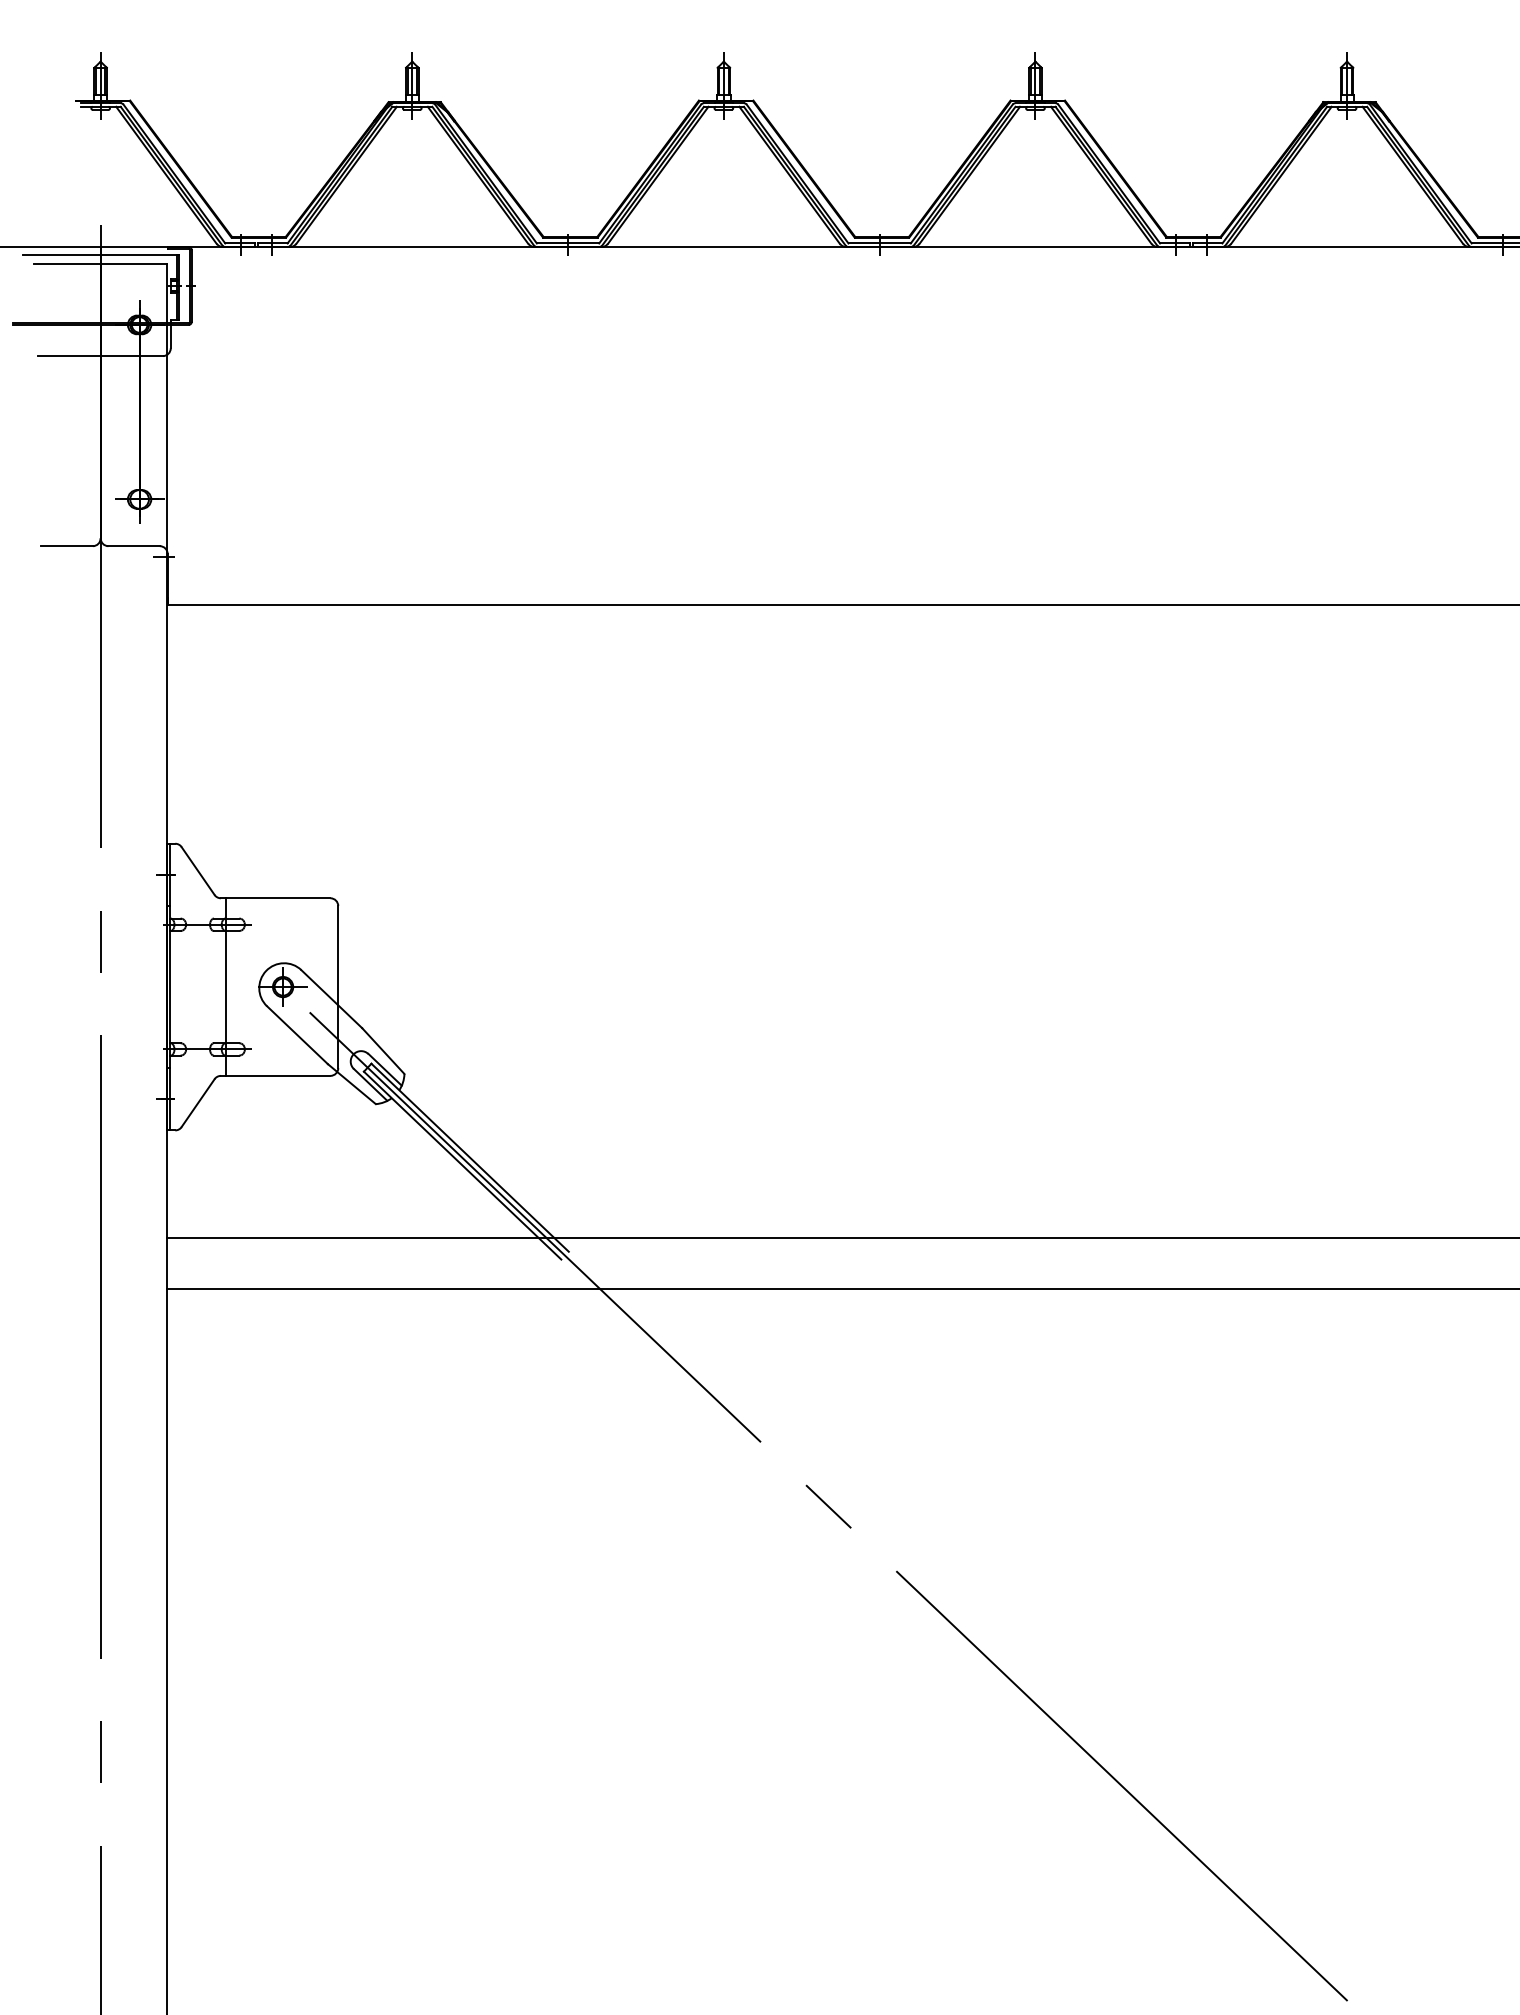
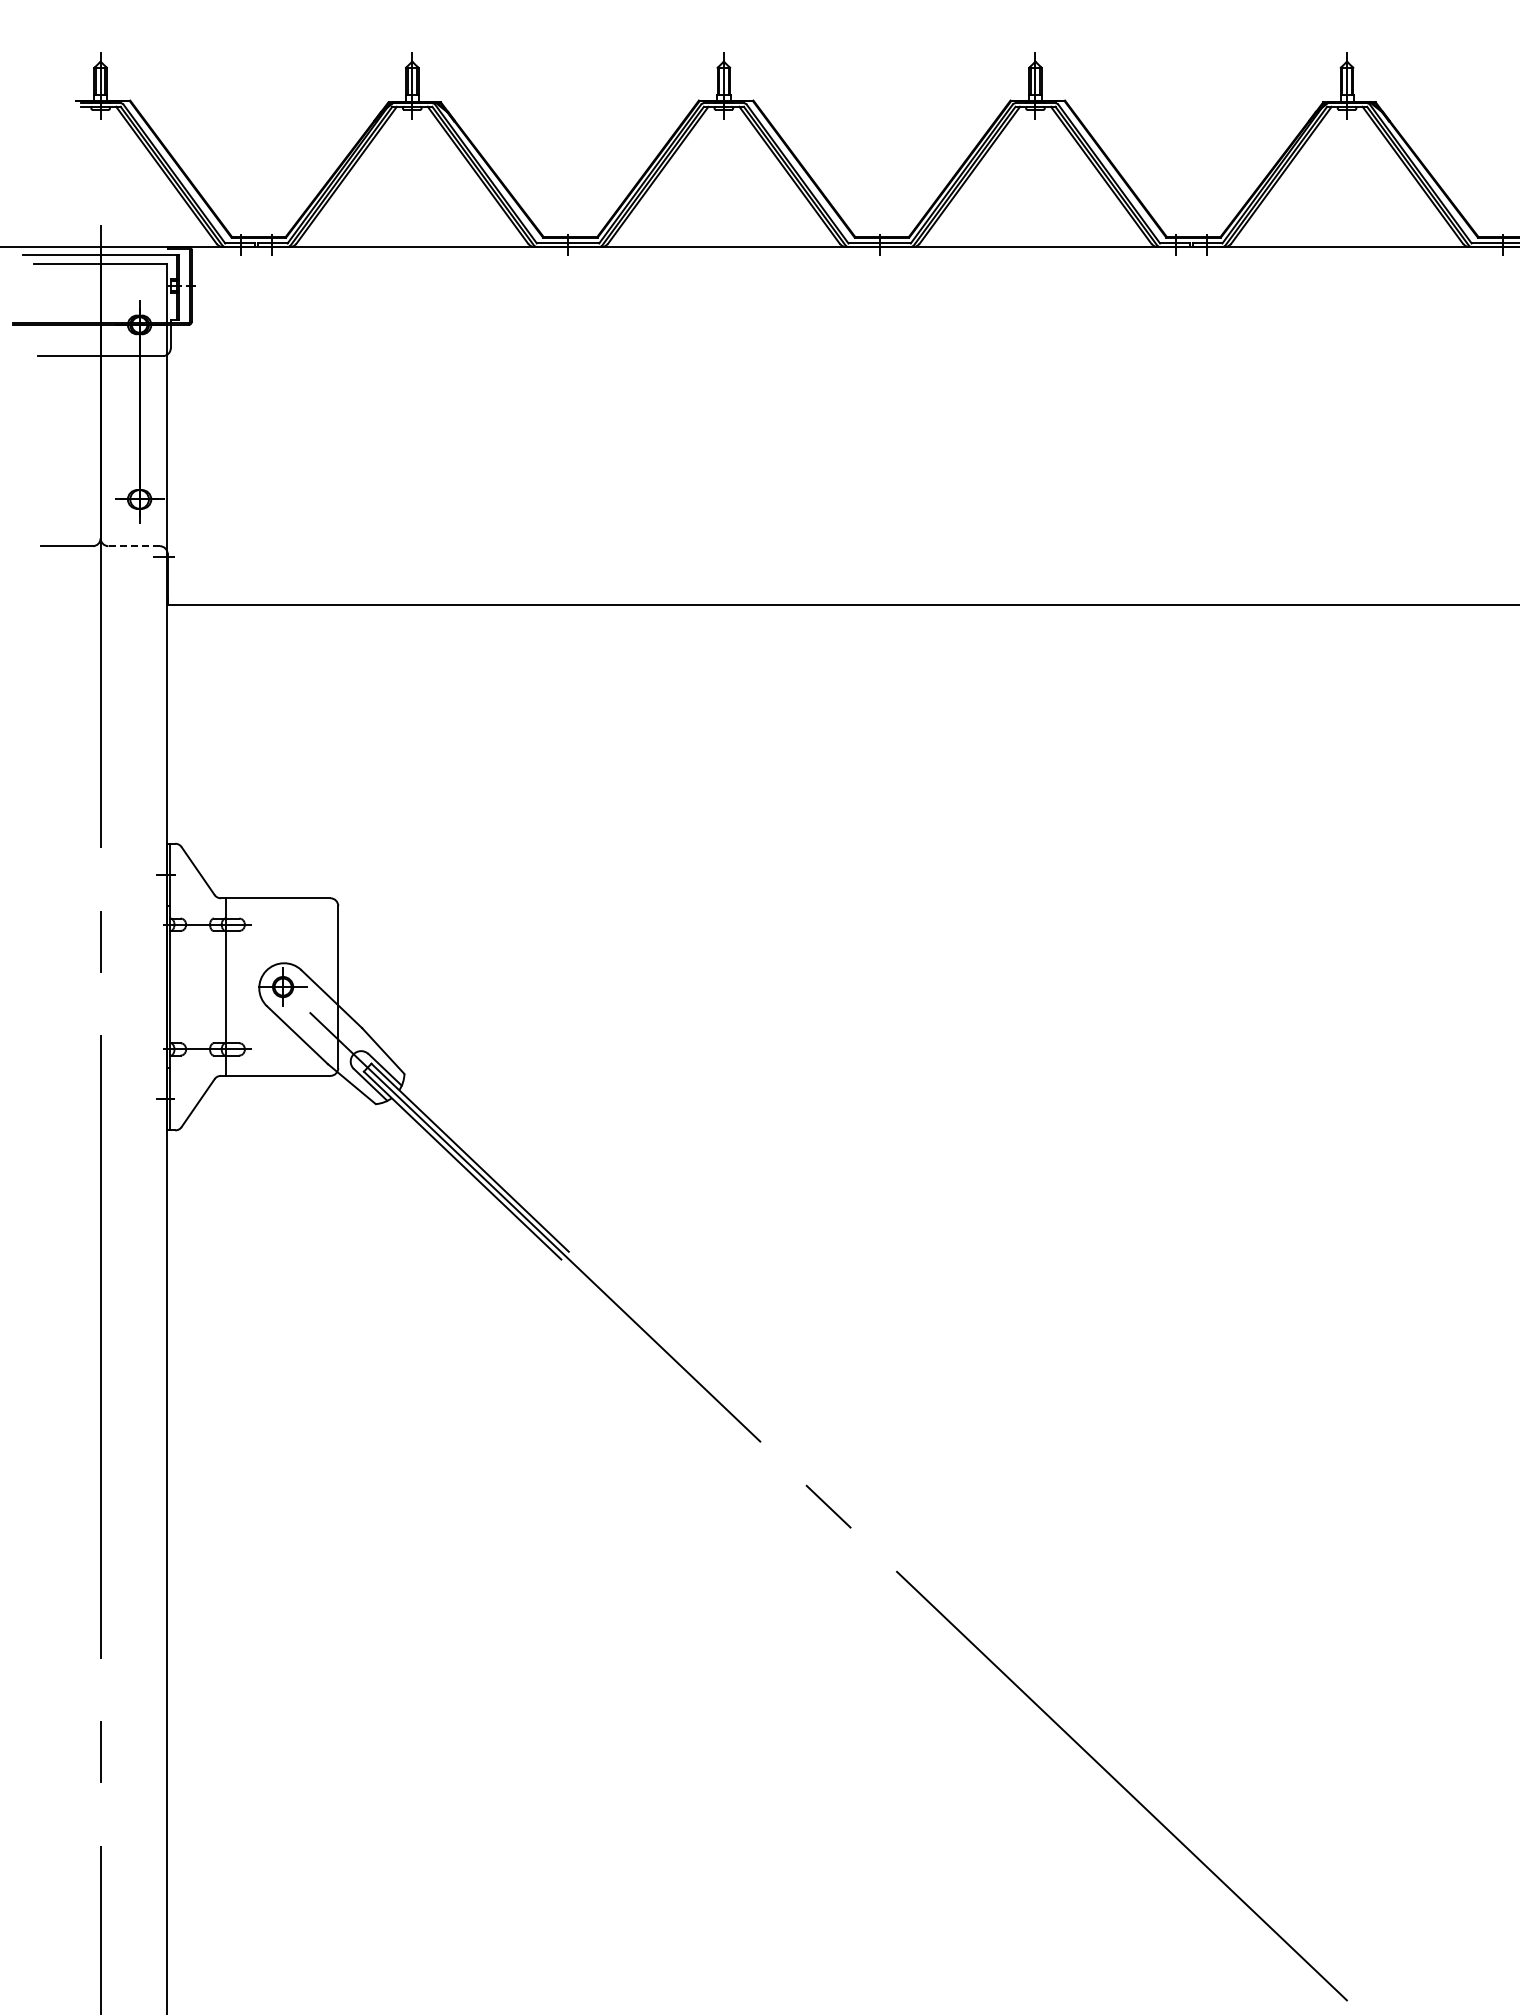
line: solid -> dashed (134, 546)
line: present -> none (841, 1237)
line: present -> none (841, 1289)
